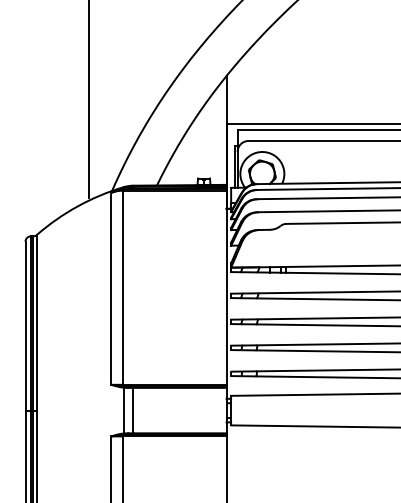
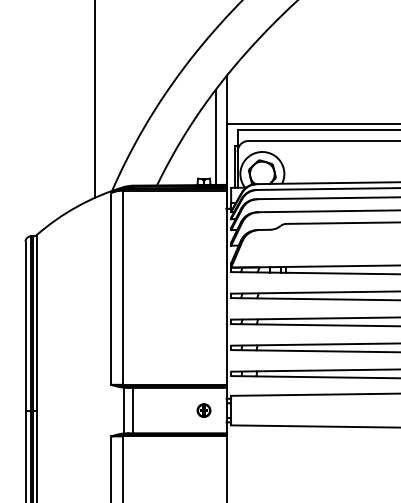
line position: (88, 100) -> (94, 100) (94, 100)
line: none -> present (215, 137)
part: none -> present (203, 410)
